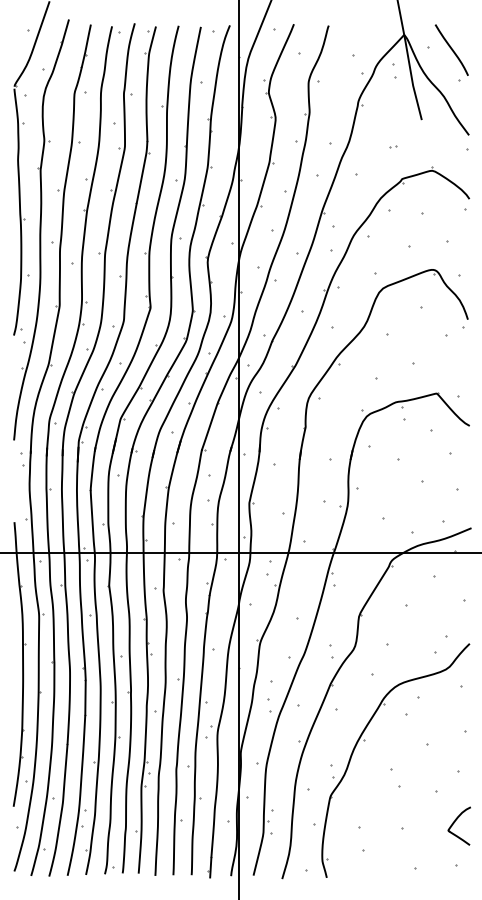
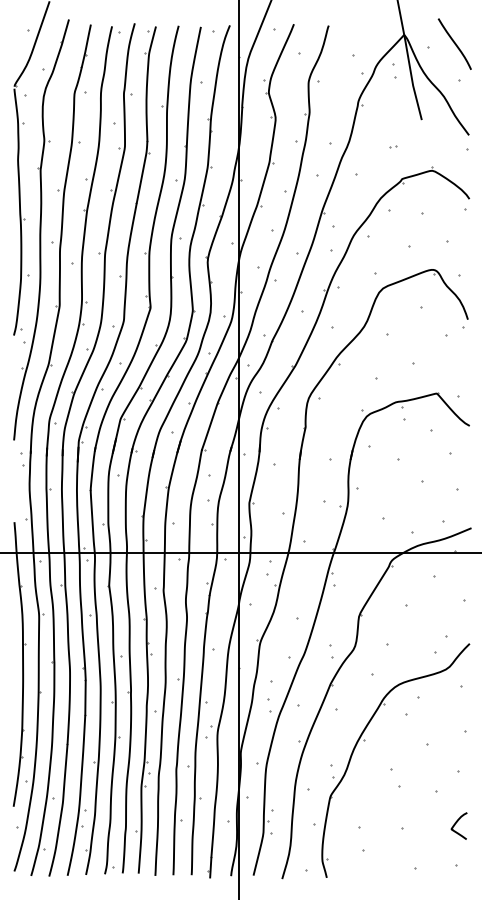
curve position: (451, 49) -> (454, 43) (454, 43)
part size: 24x40 px -> 18x28 px (458, 825)
